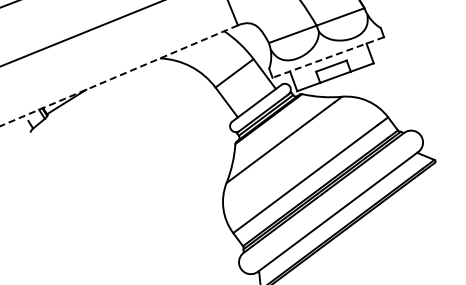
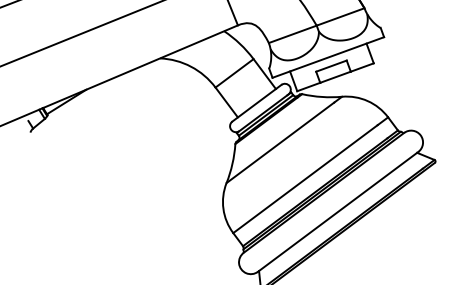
line: dashed -> solid (327, 57)
line: dashed -> solid (119, 75)
